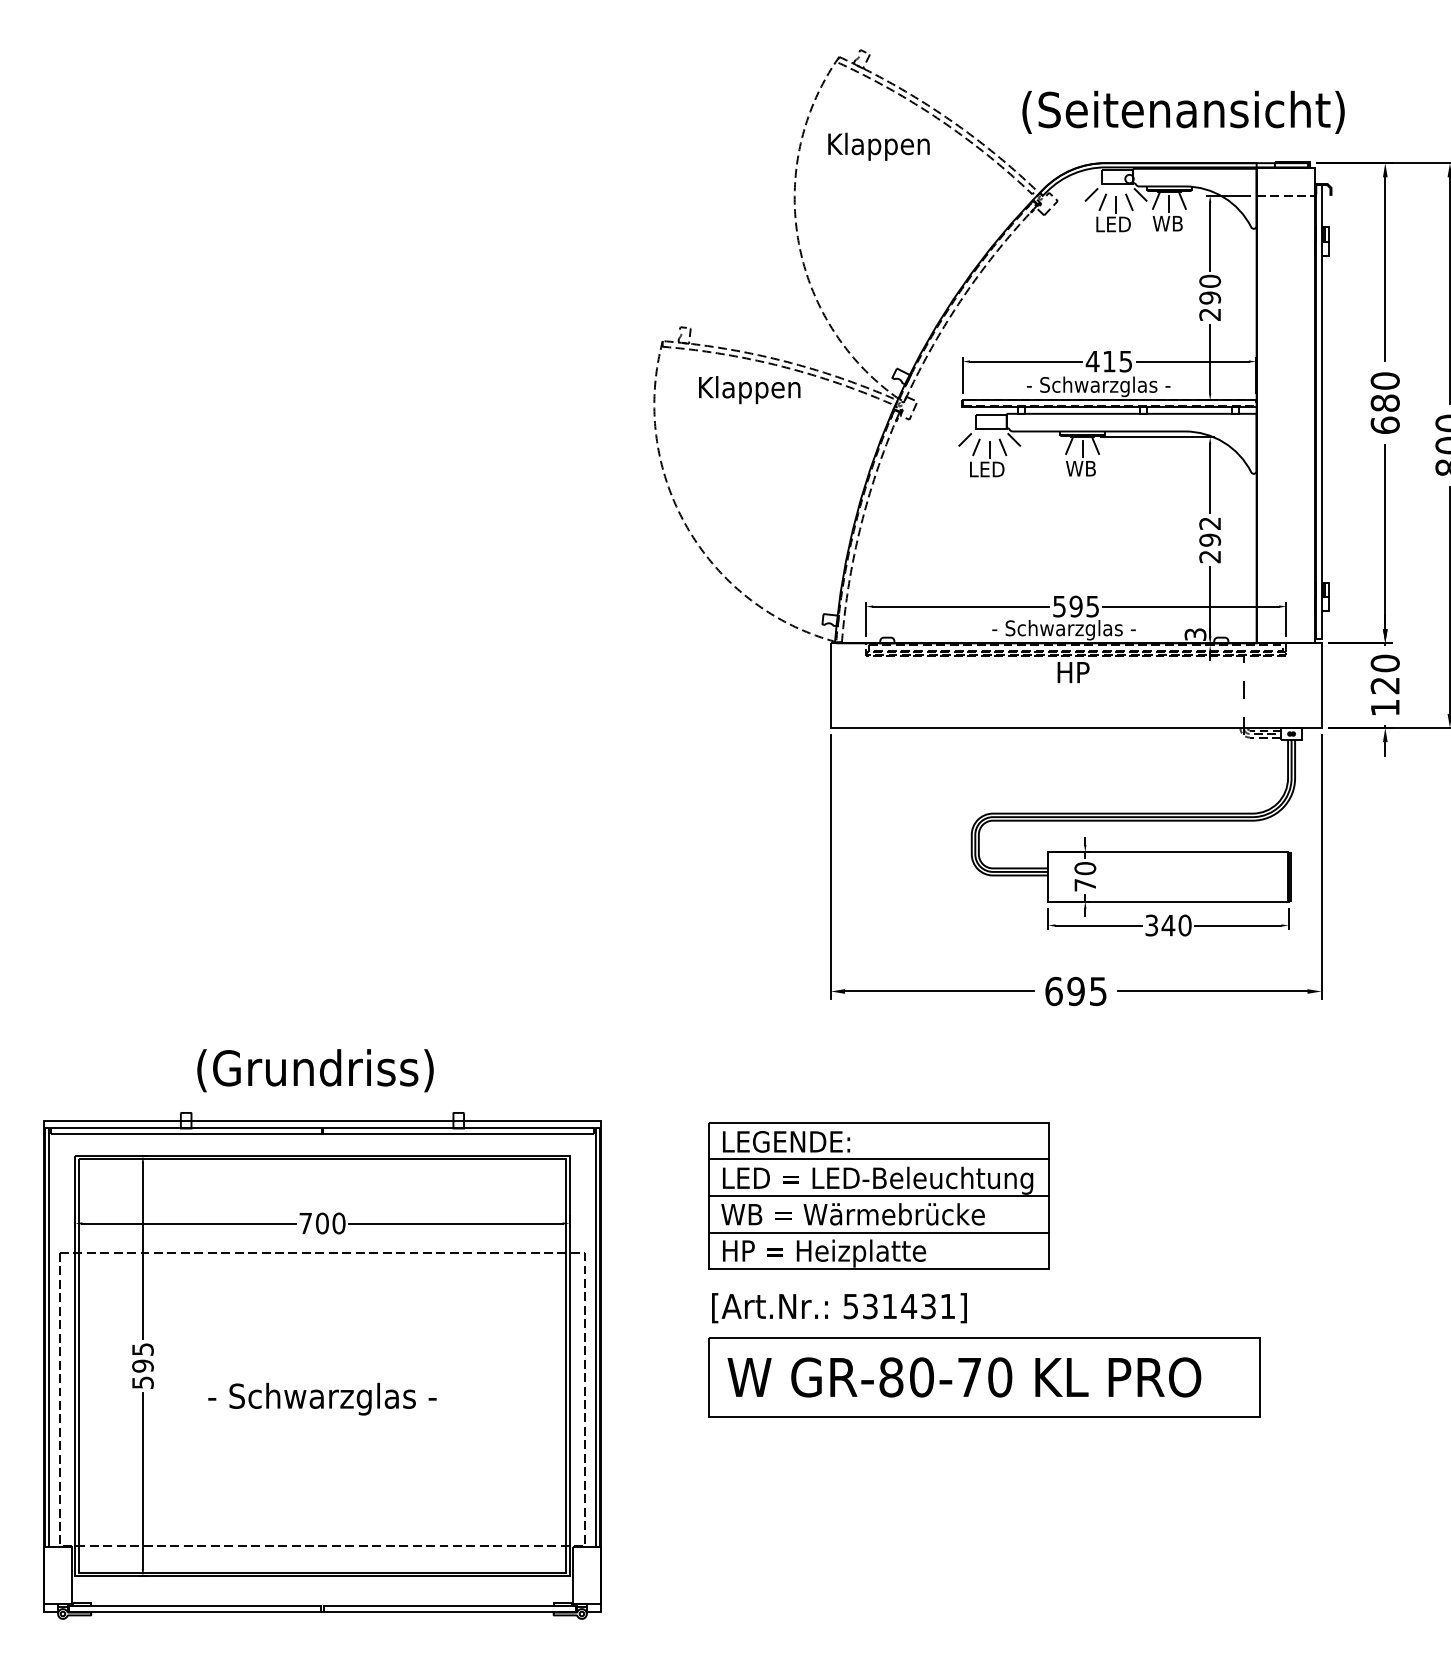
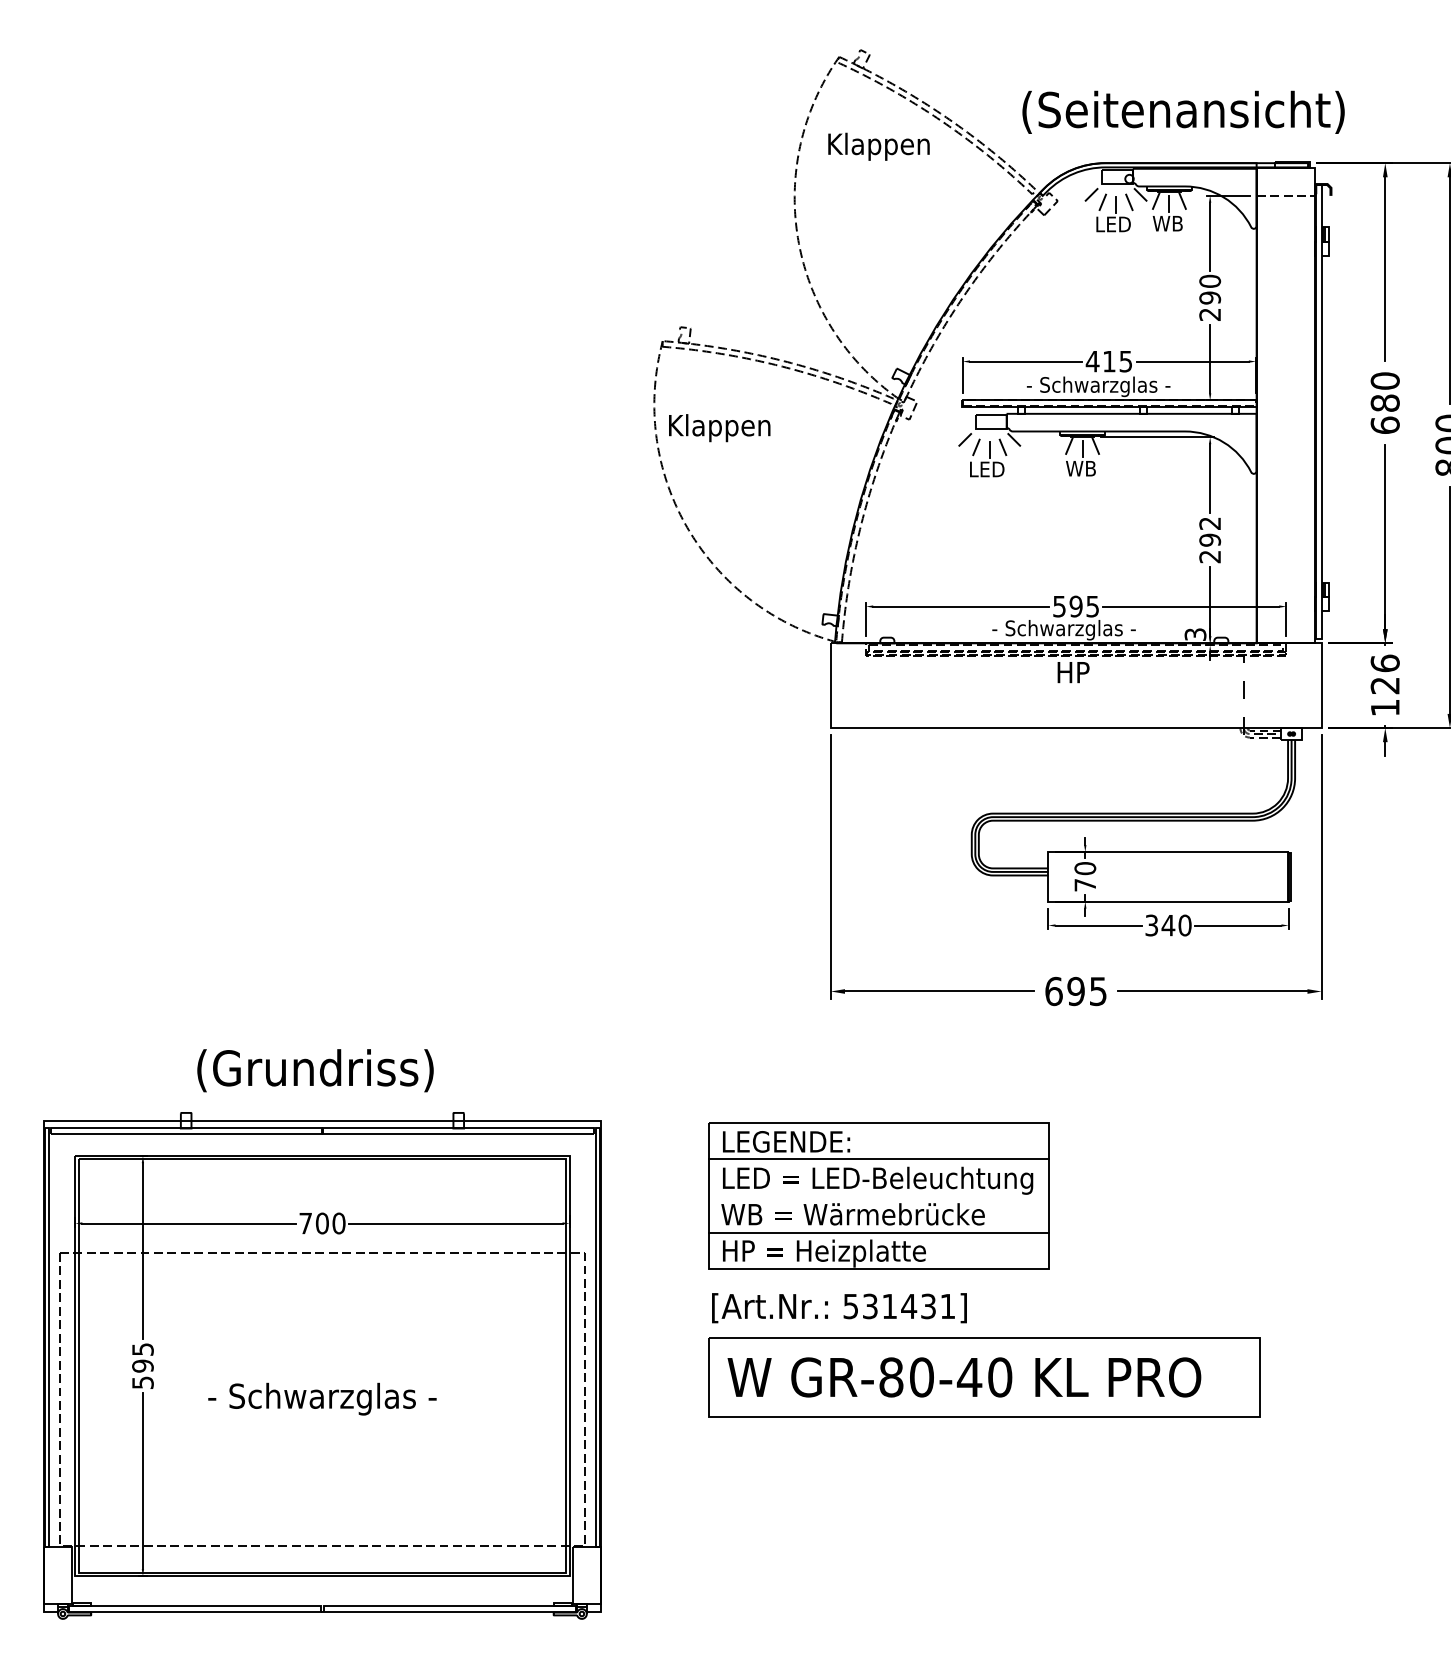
text position: (749, 390) -> (719, 428) (719, 428)
text: 120 -> 126 (1384, 663)
line: present -> none (879, 1195)
text: GR-80-70 -> GR-80-40 (969, 1377)
